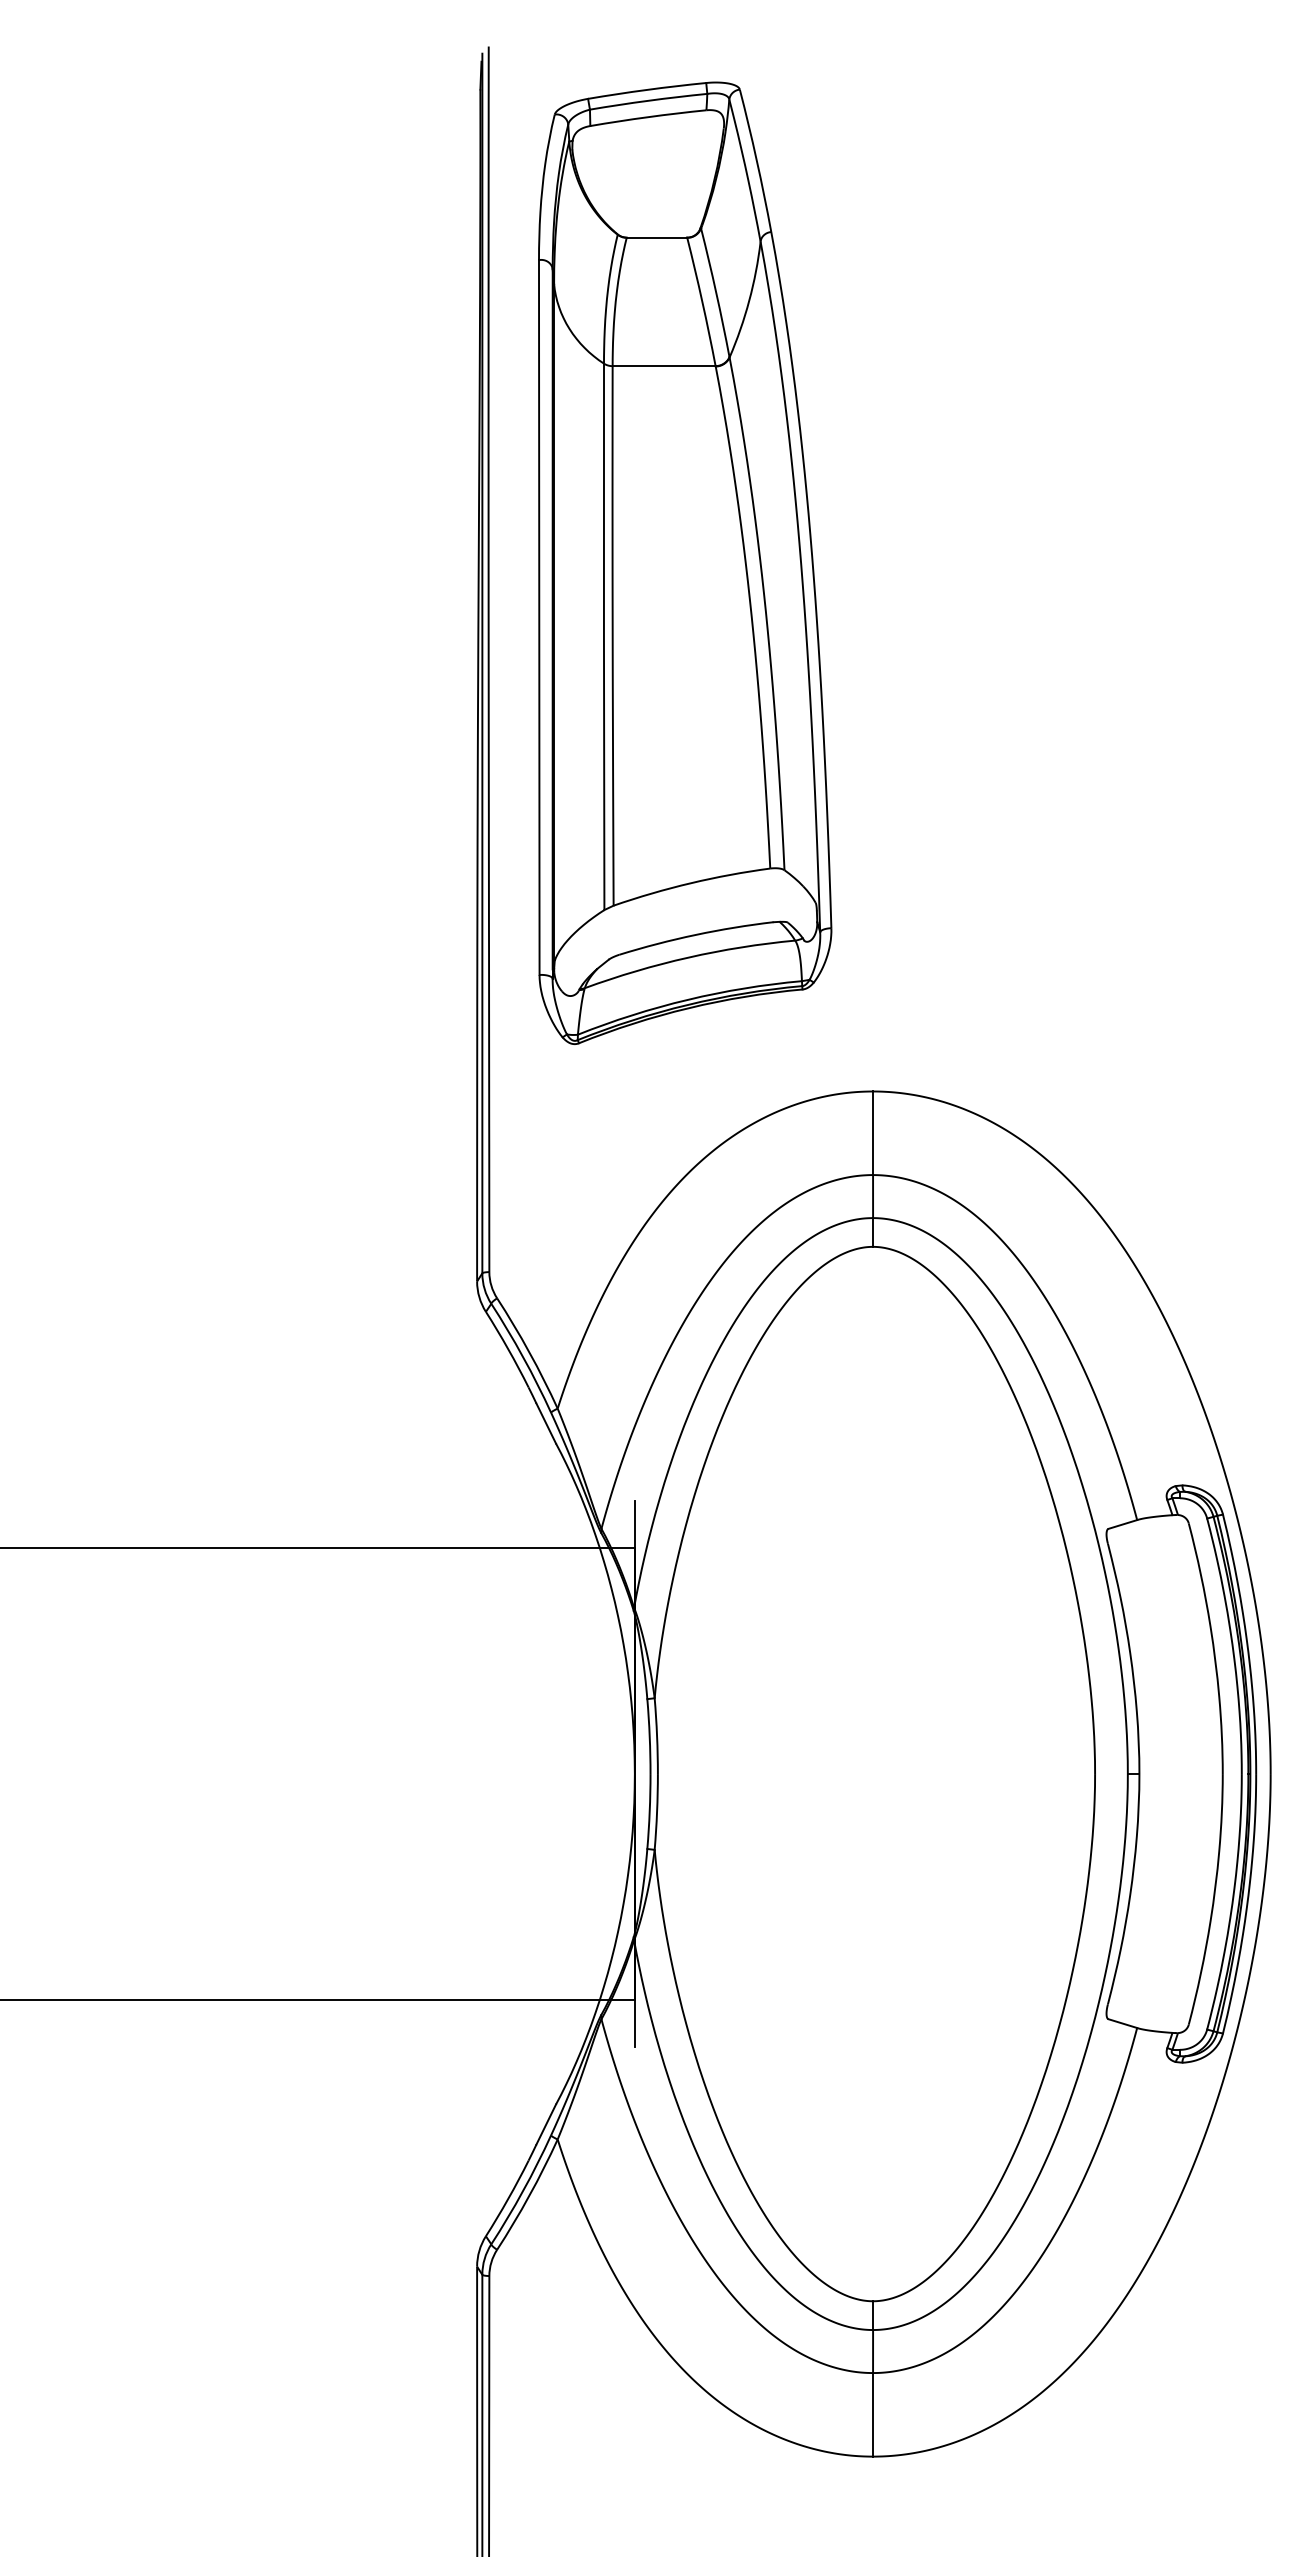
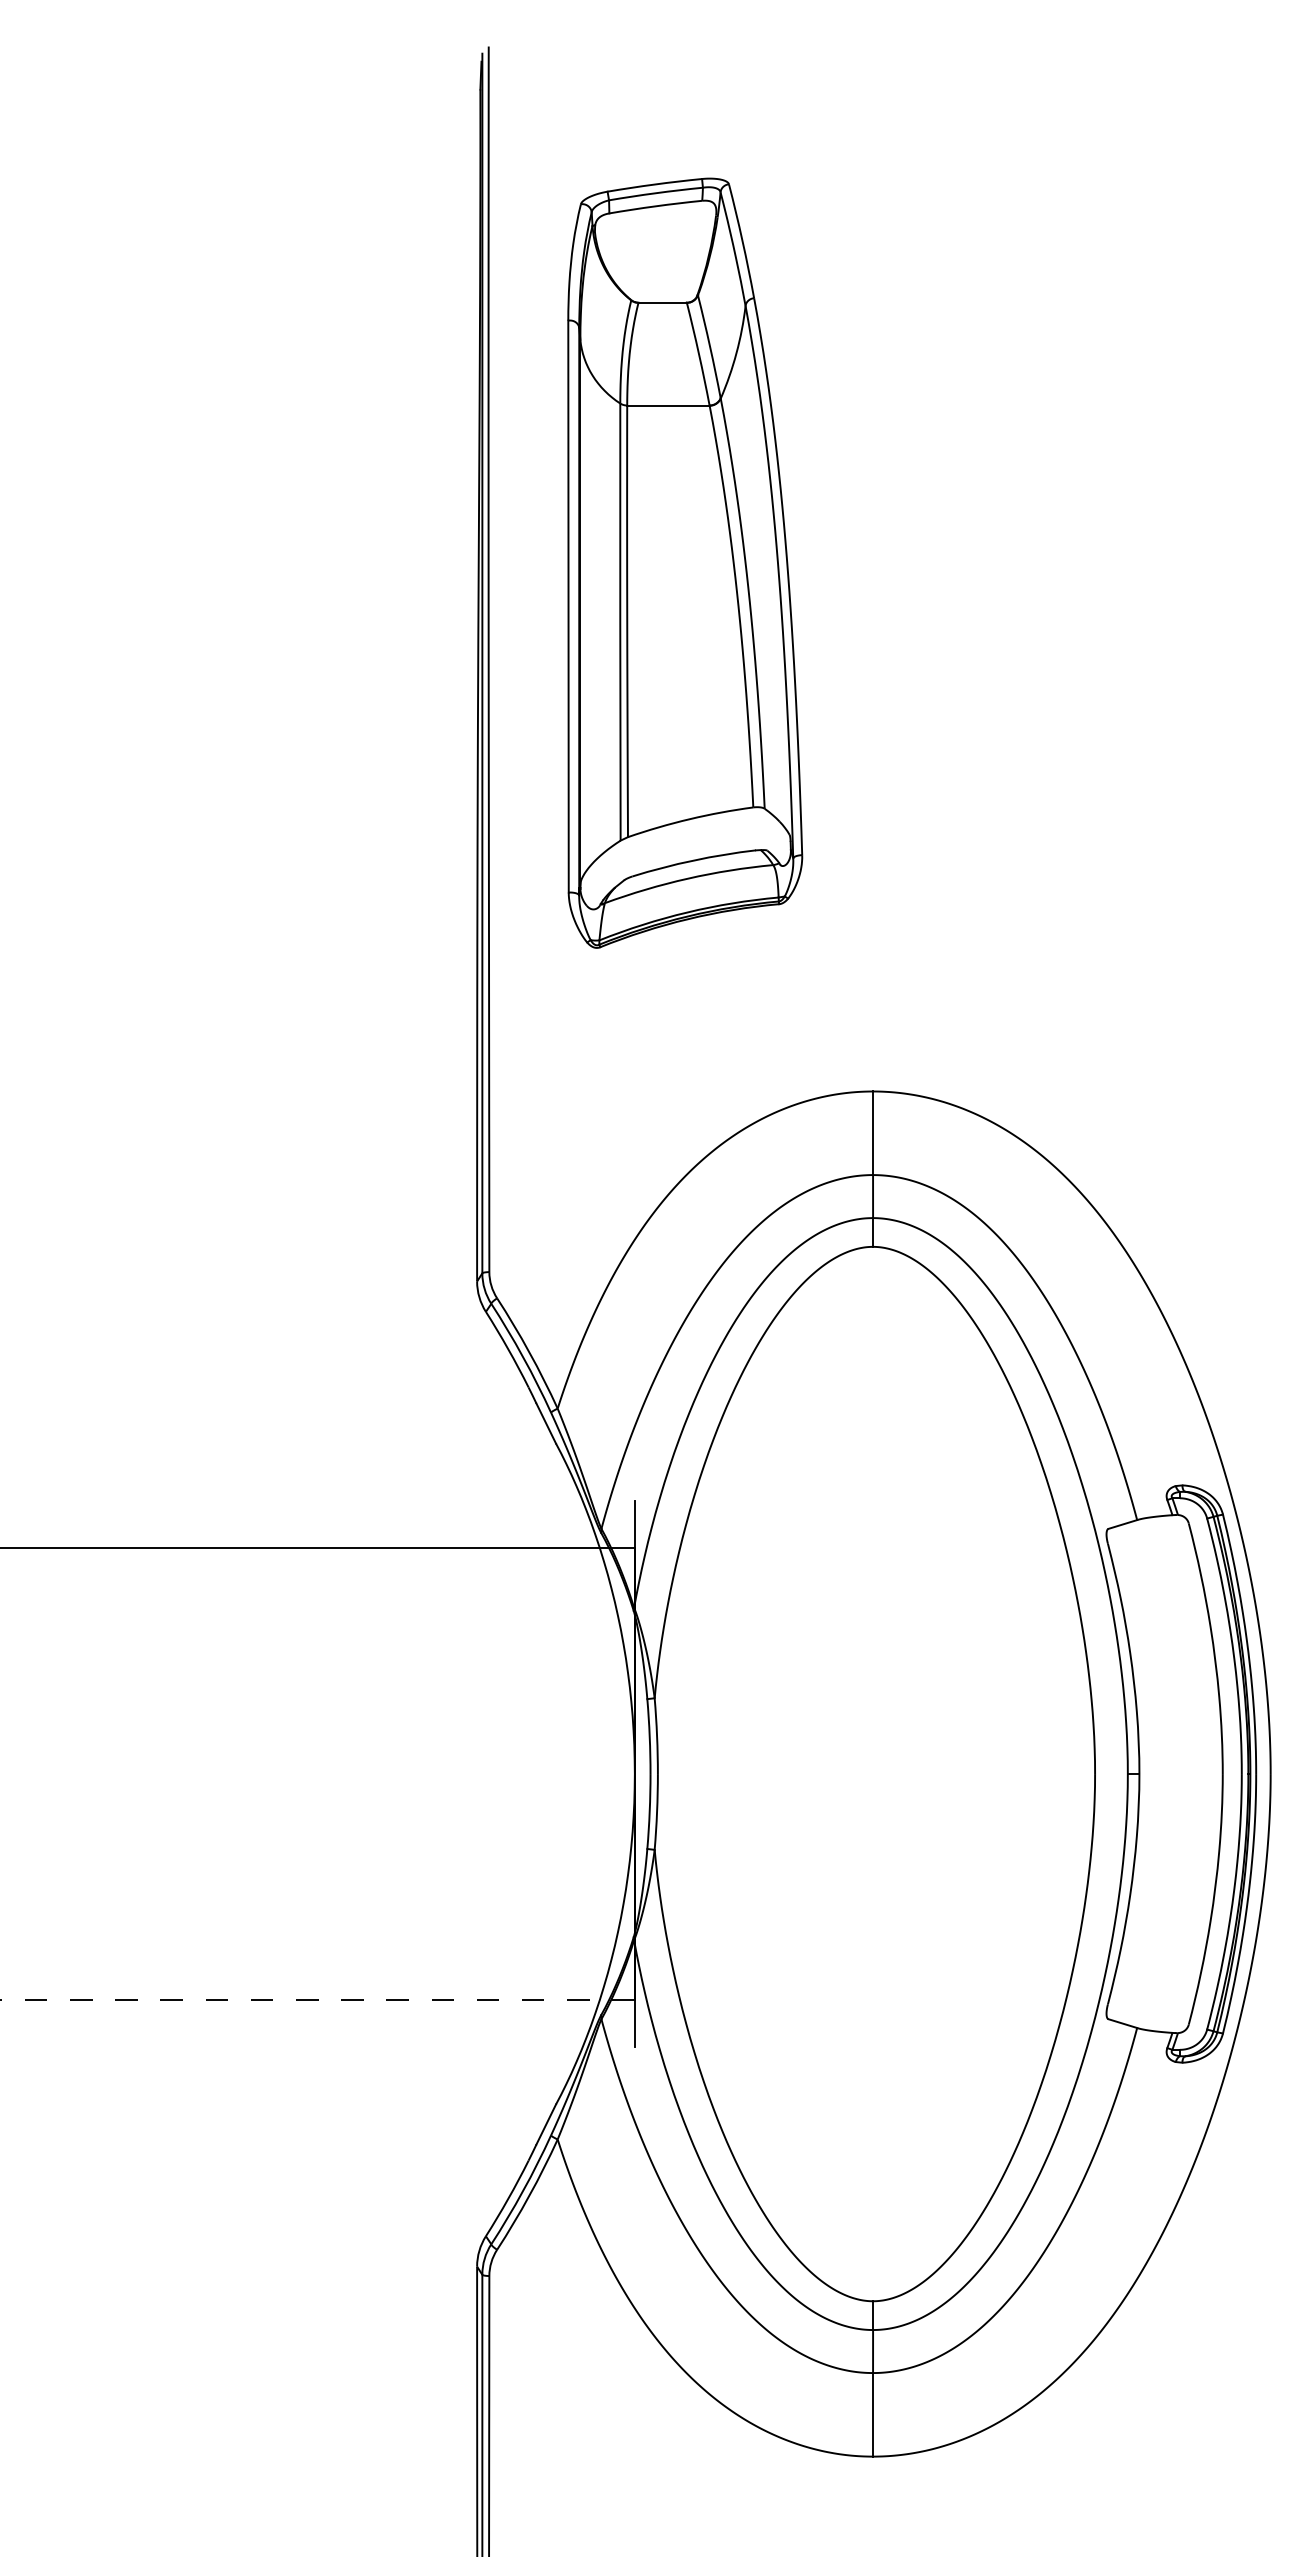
part size: 295x964 px -> 237x772 px (685, 562)
line: solid -> dashed (317, 1999)
